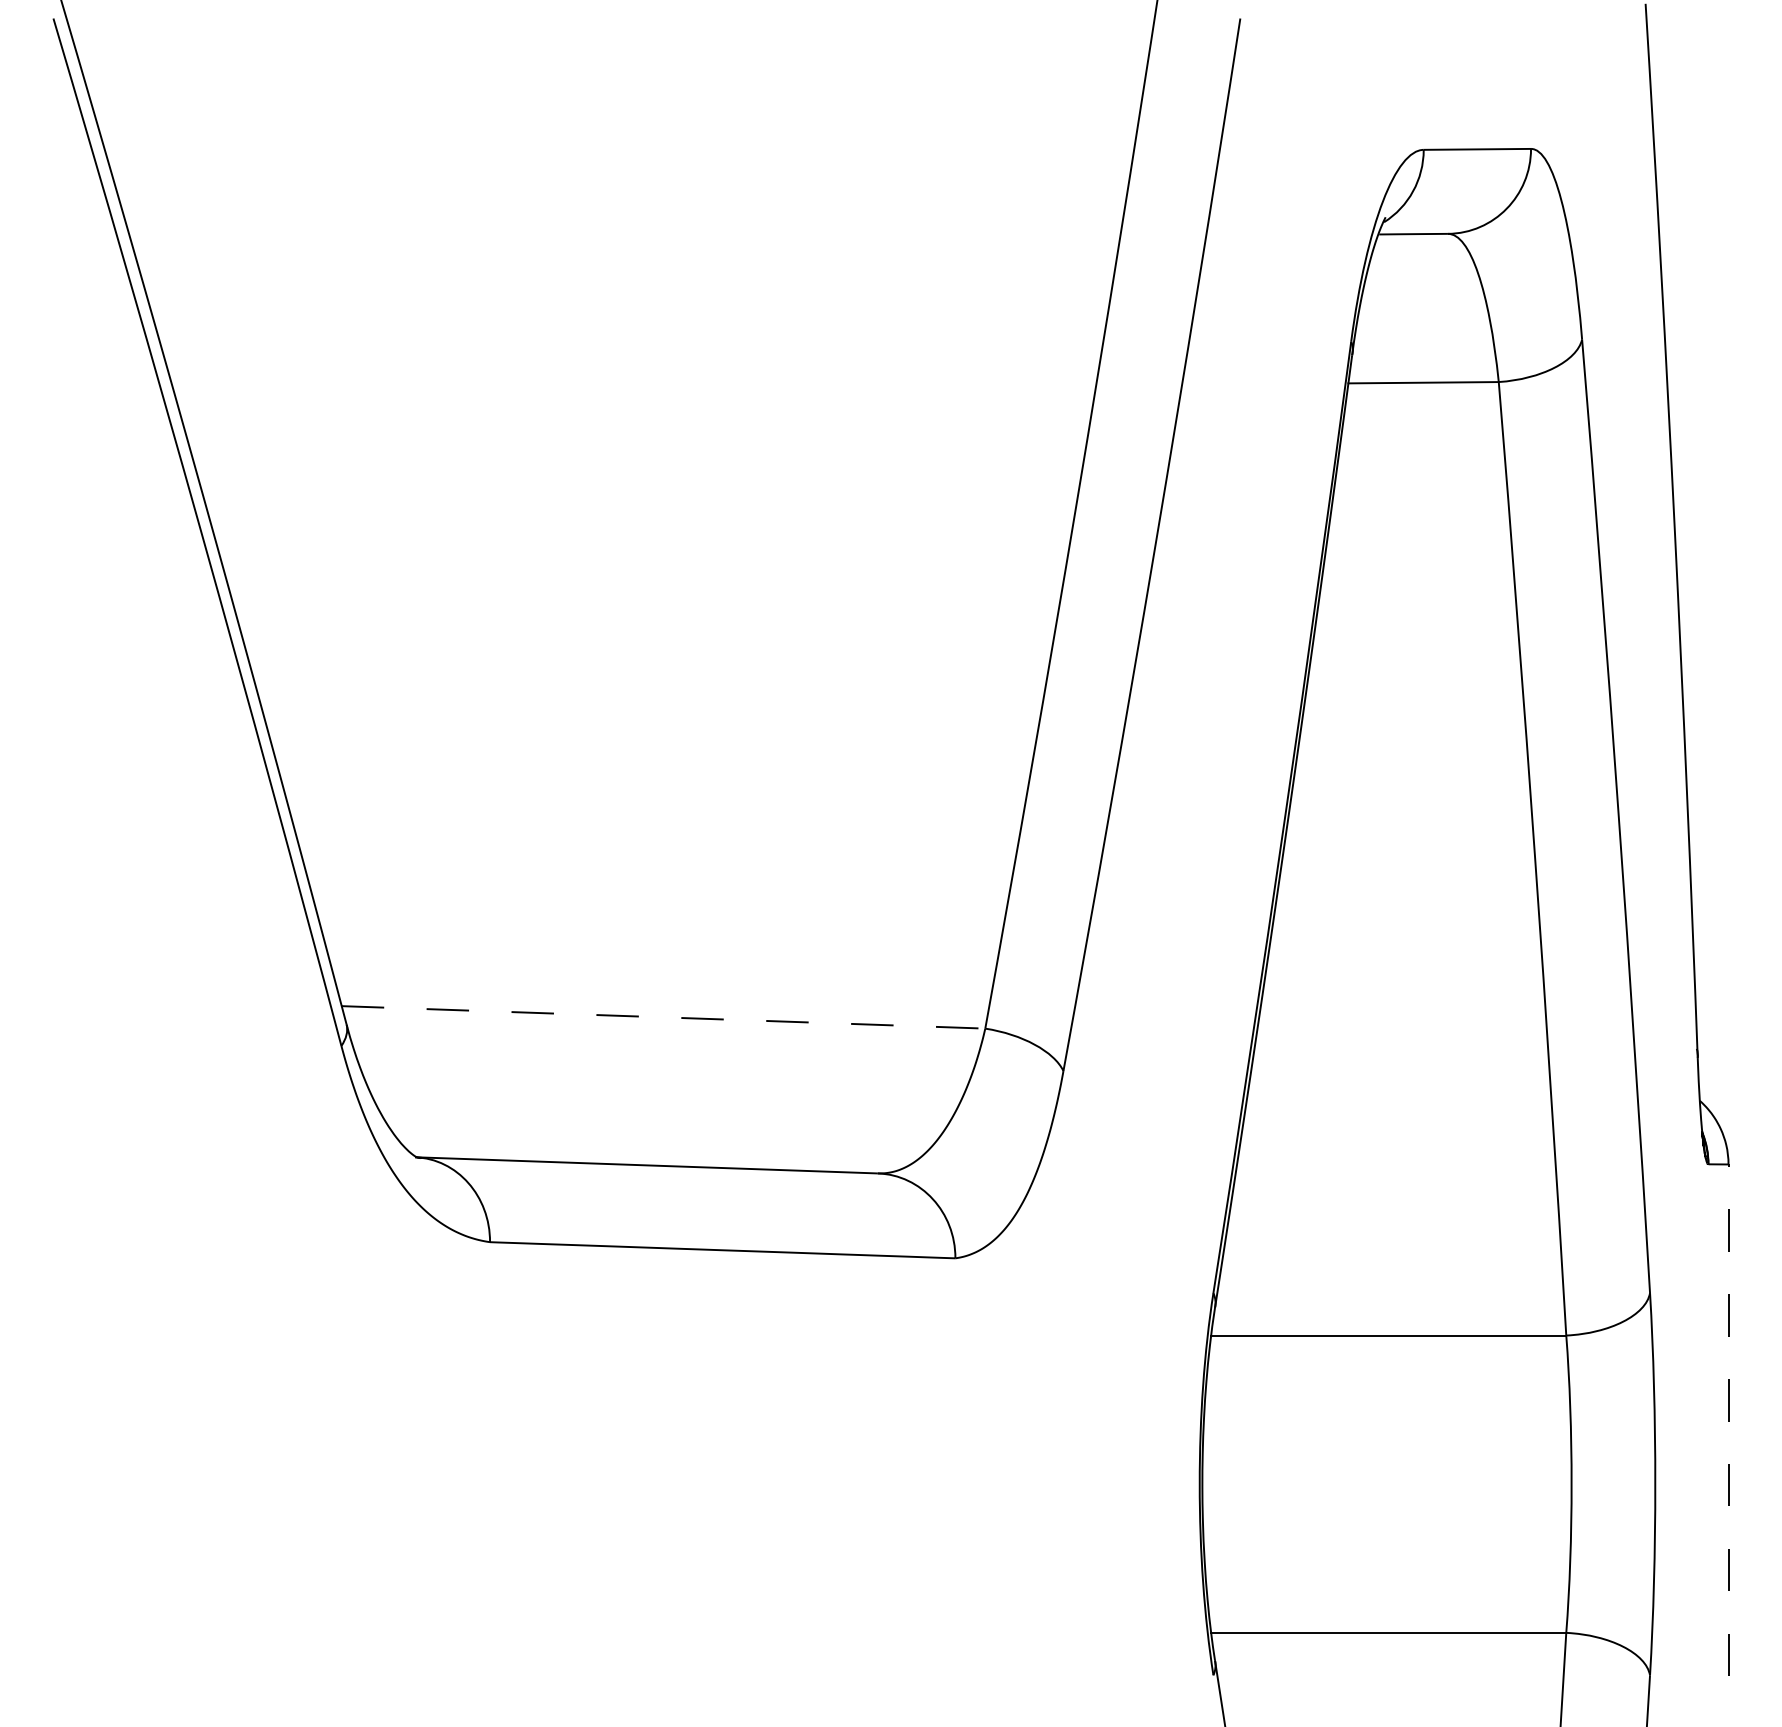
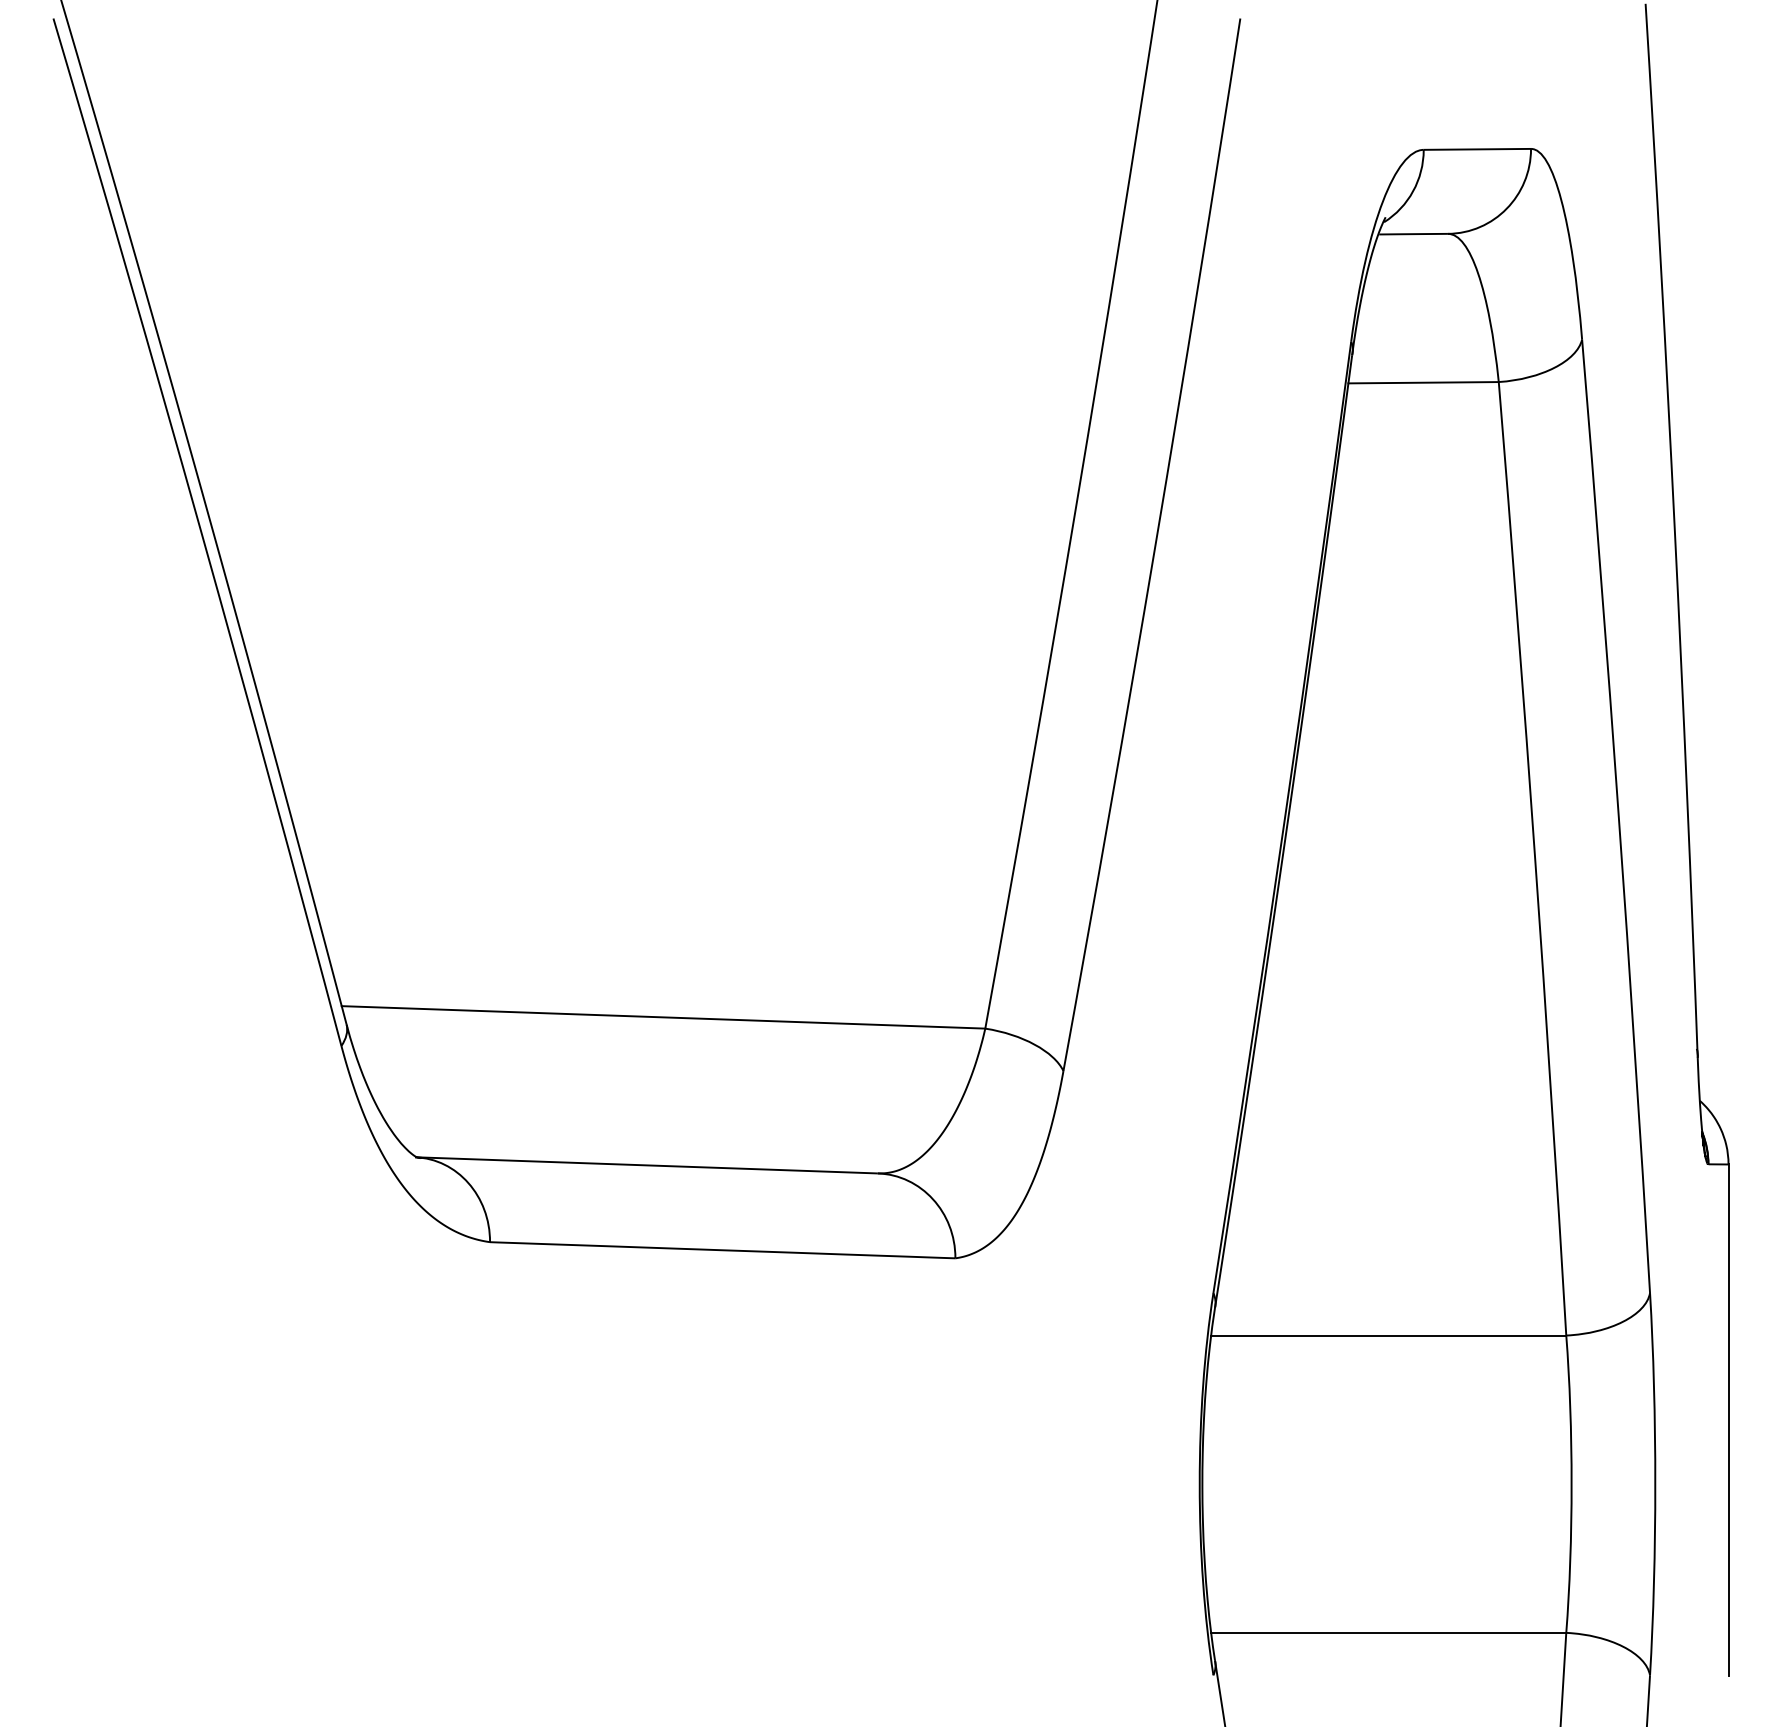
line: dashed -> solid (663, 1017)
line: dashed -> solid (1728, 1420)
